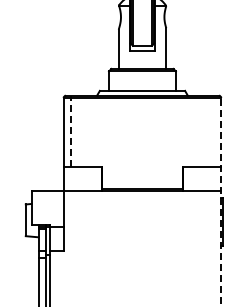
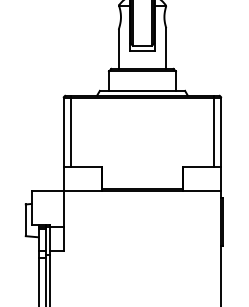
line: dashed -> solid (70, 131)
line: none -> present (214, 131)
line: dashed -> solid (221, 201)
